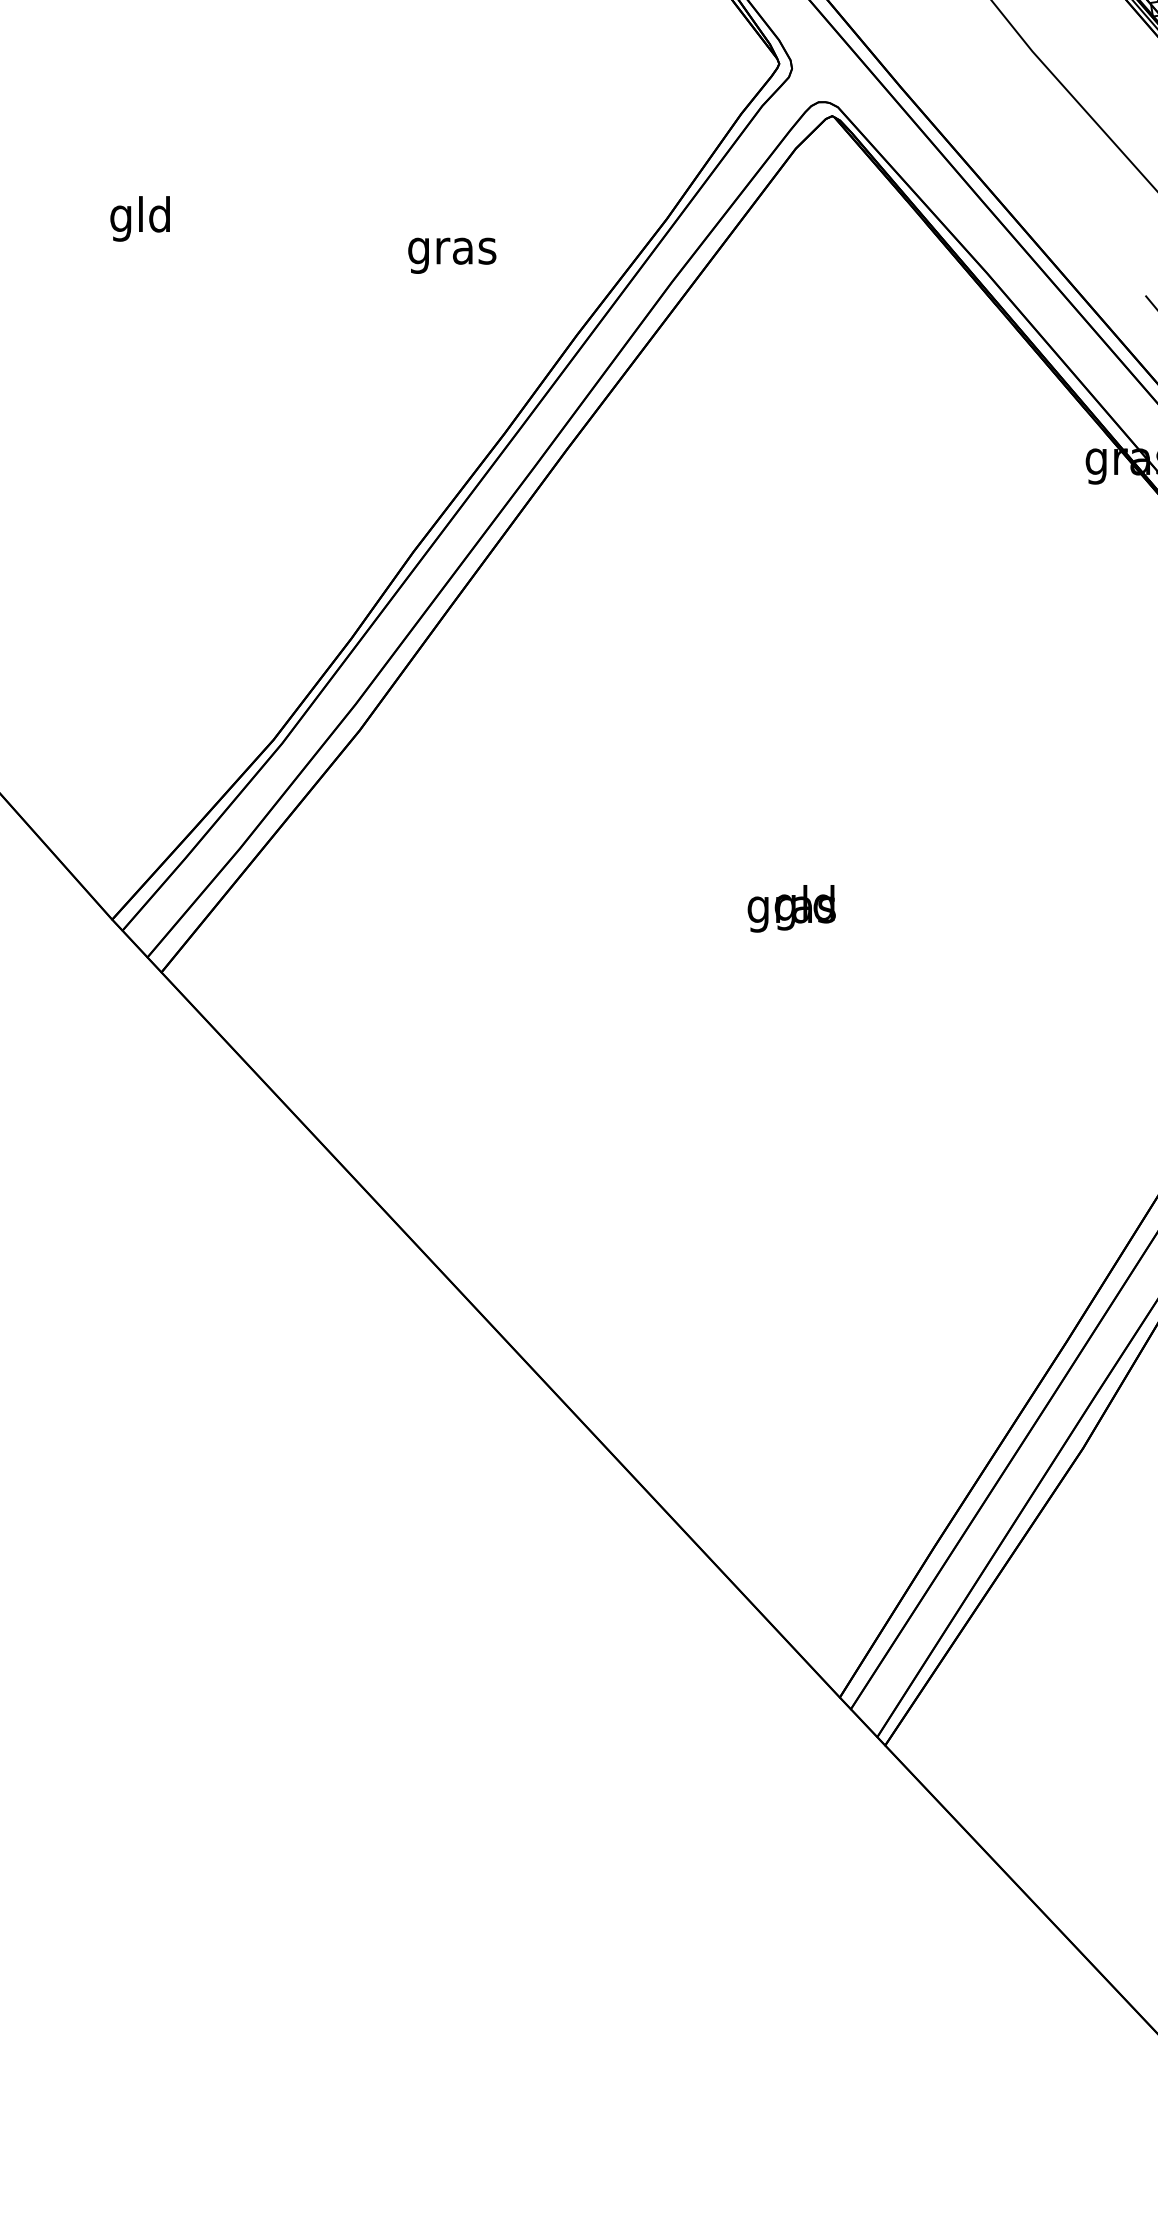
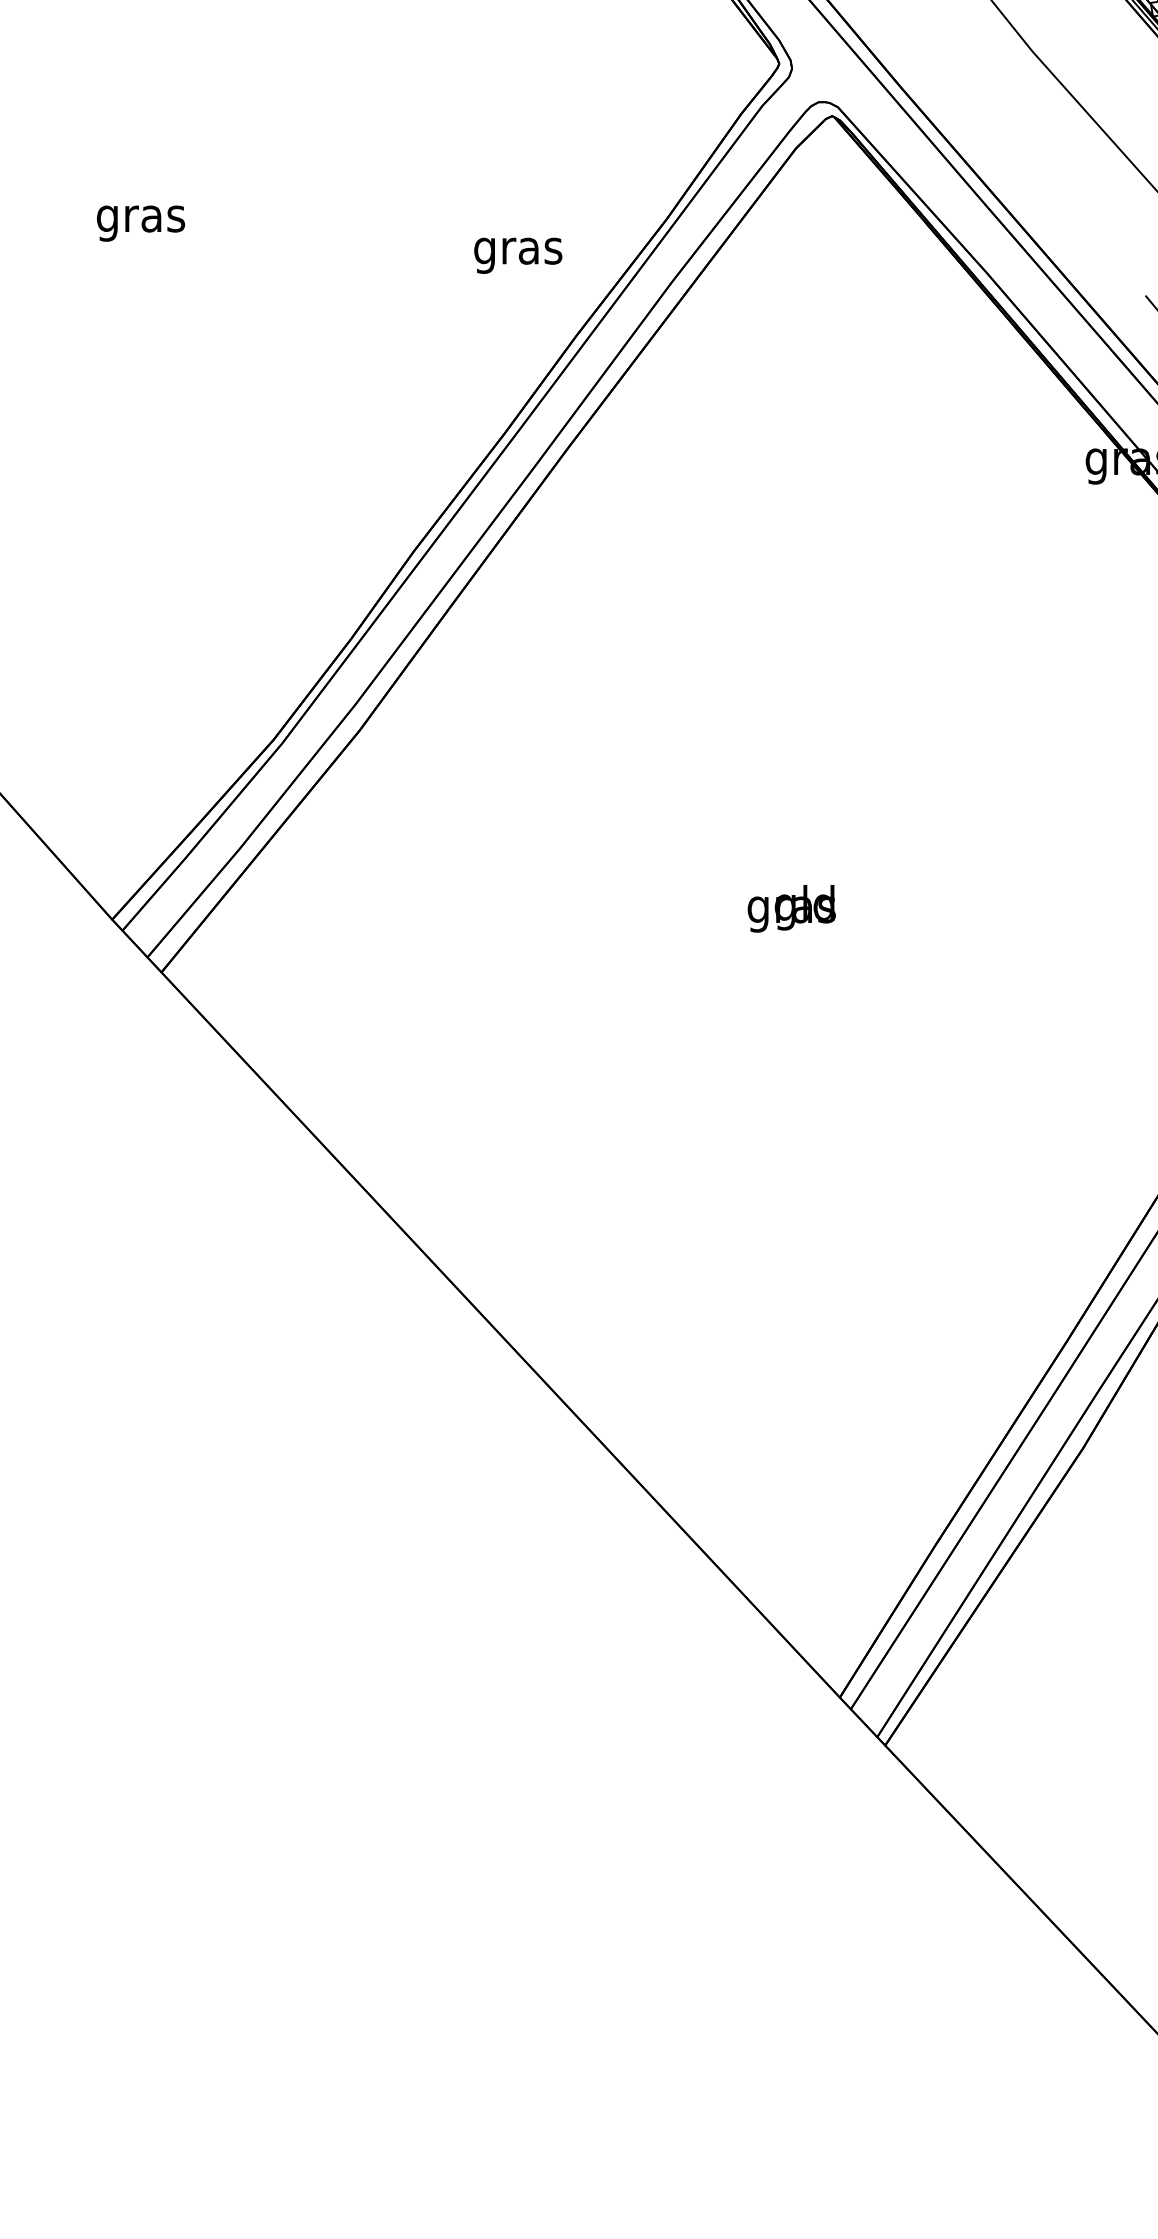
text: gld -> gras (141, 218)
text position: (452, 255) -> (518, 255) (518, 255)
